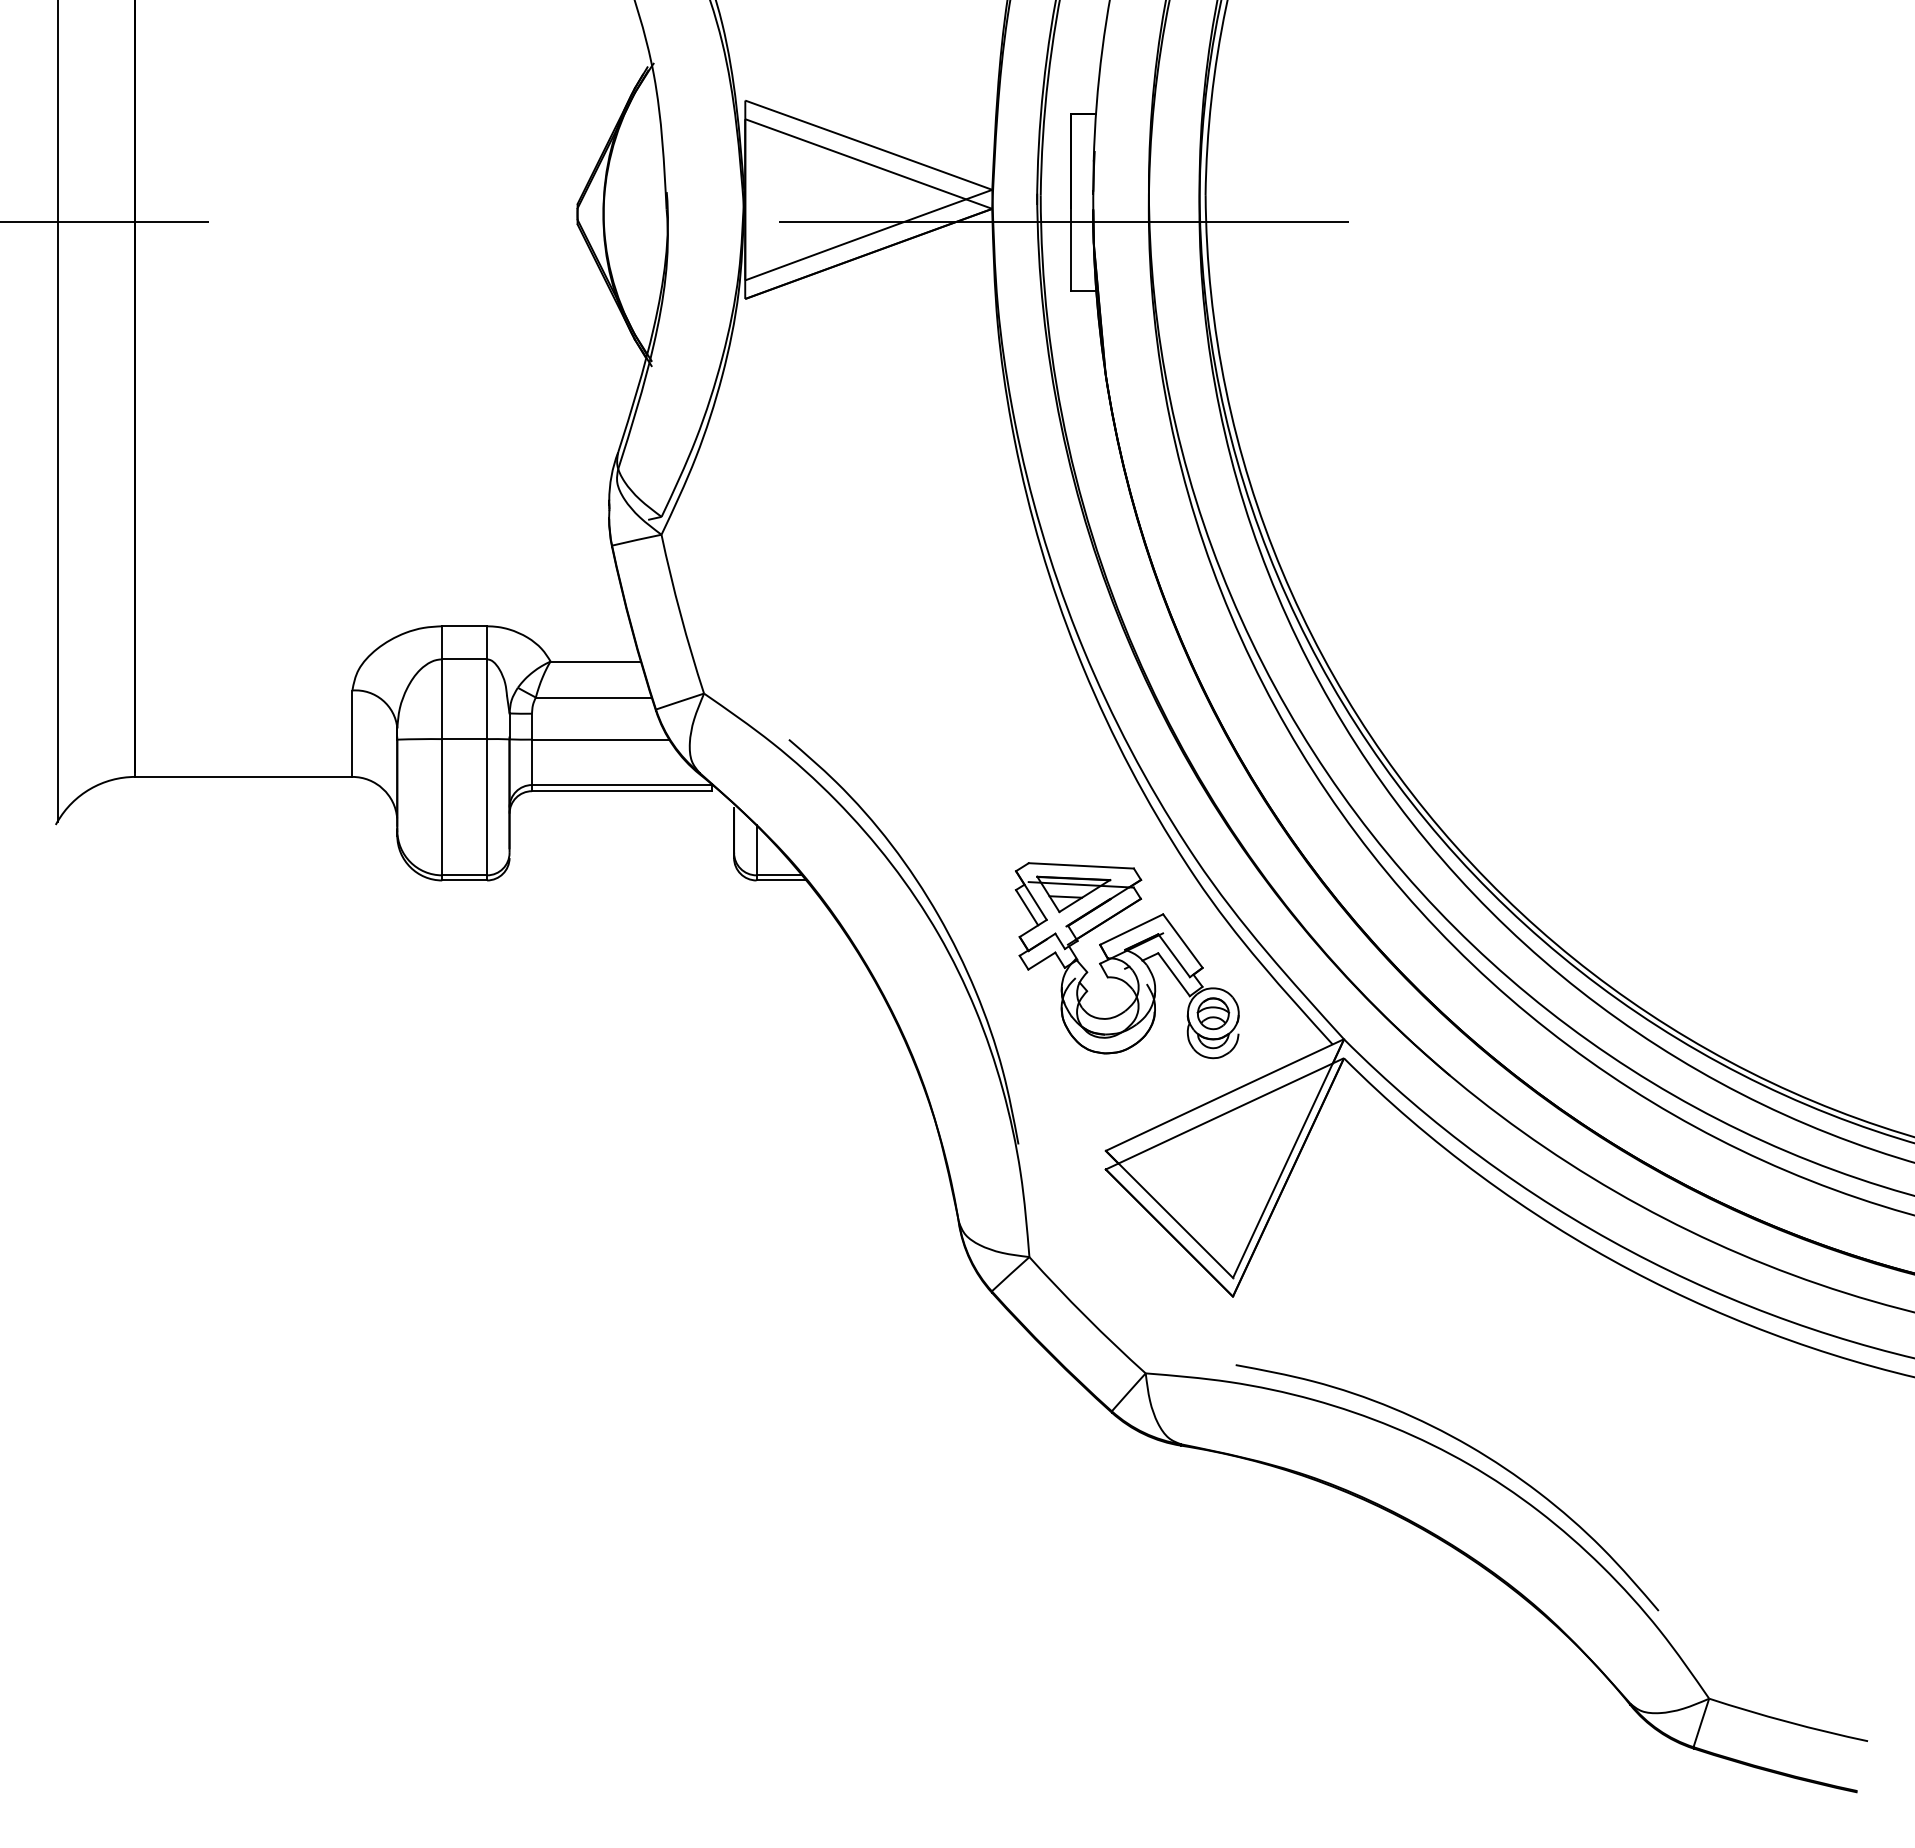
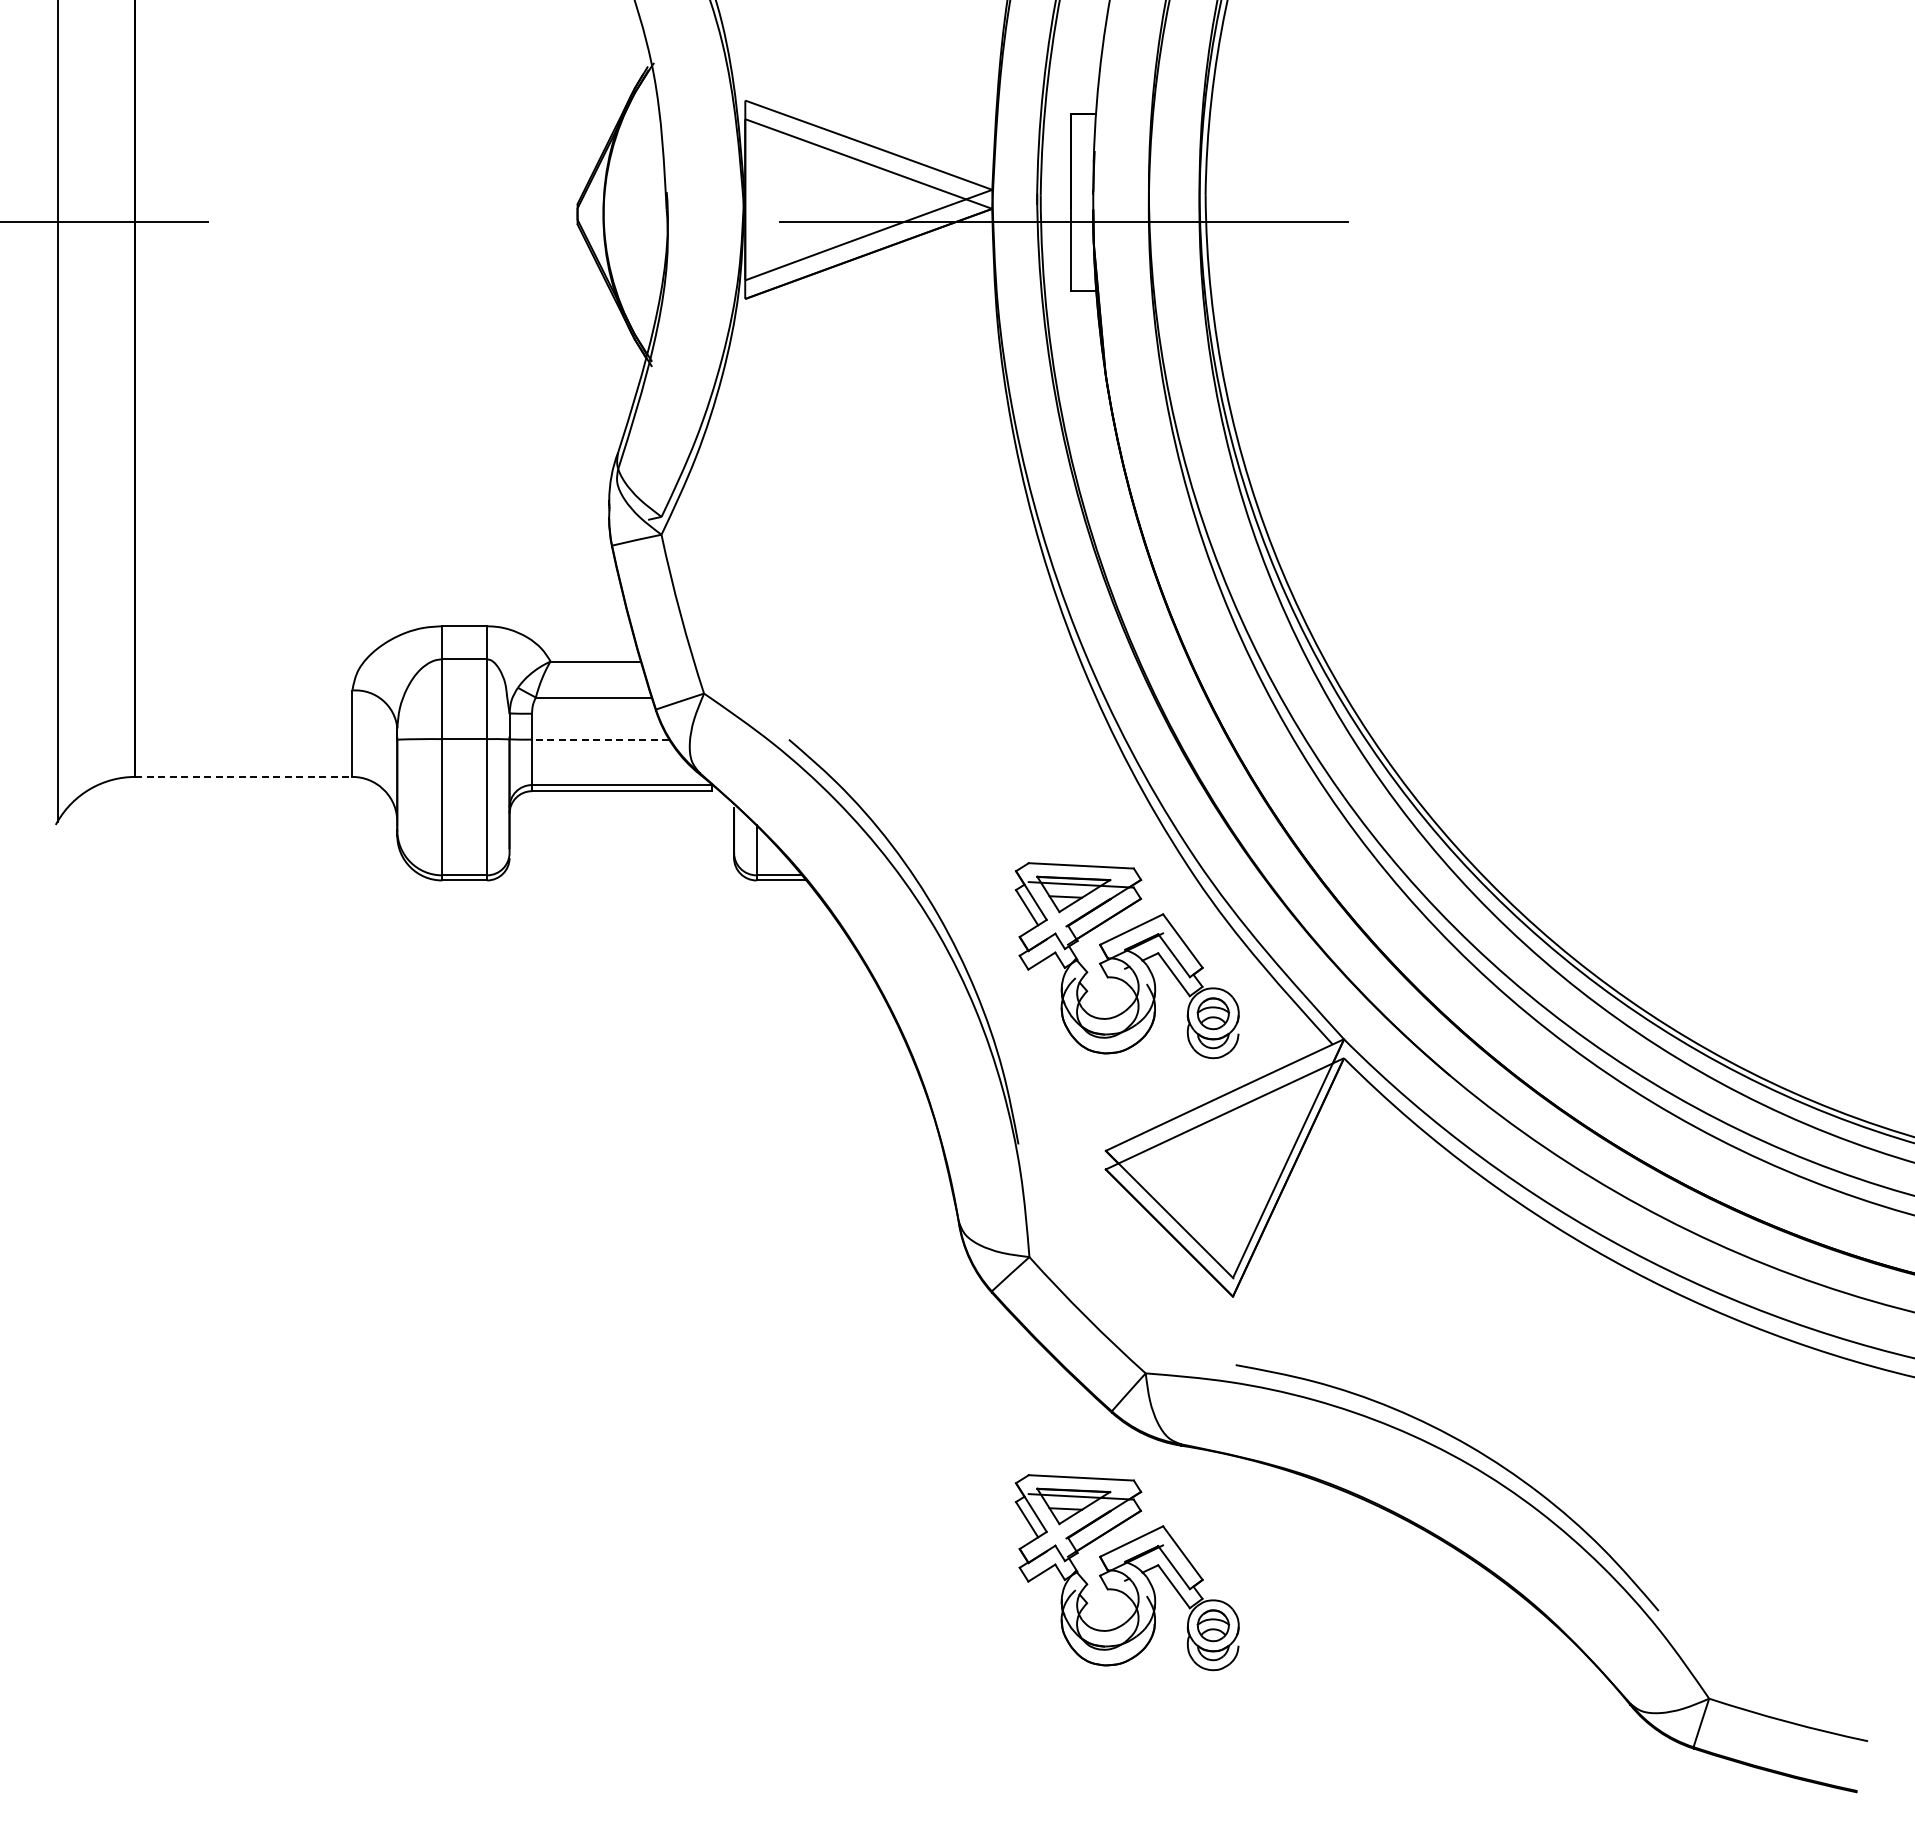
line: solid -> dashed (600, 739)
line: solid -> dashed (243, 776)
part: none -> present (1126, 1572)
